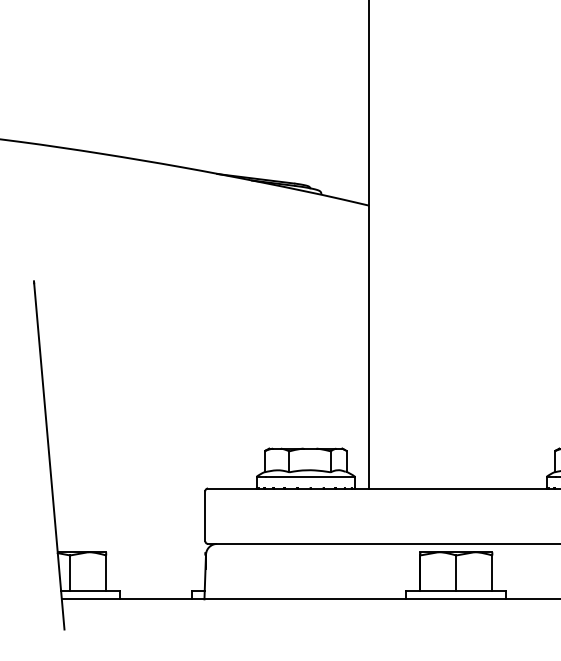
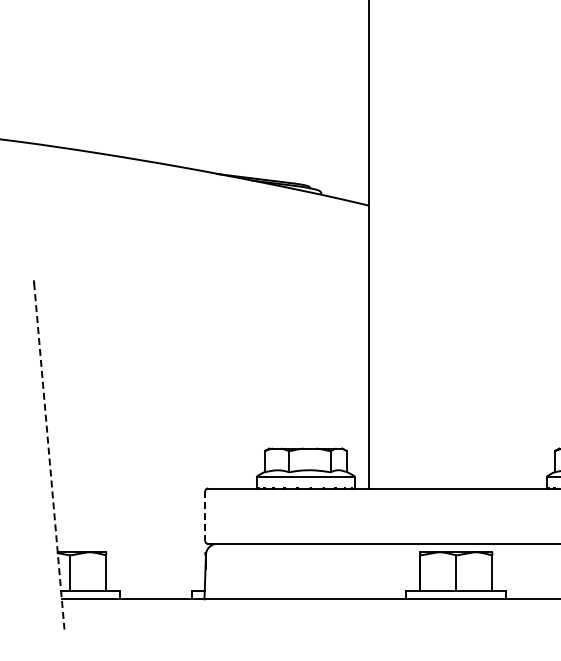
line: solid -> dashed (49, 456)
line: solid -> dashed (205, 516)
